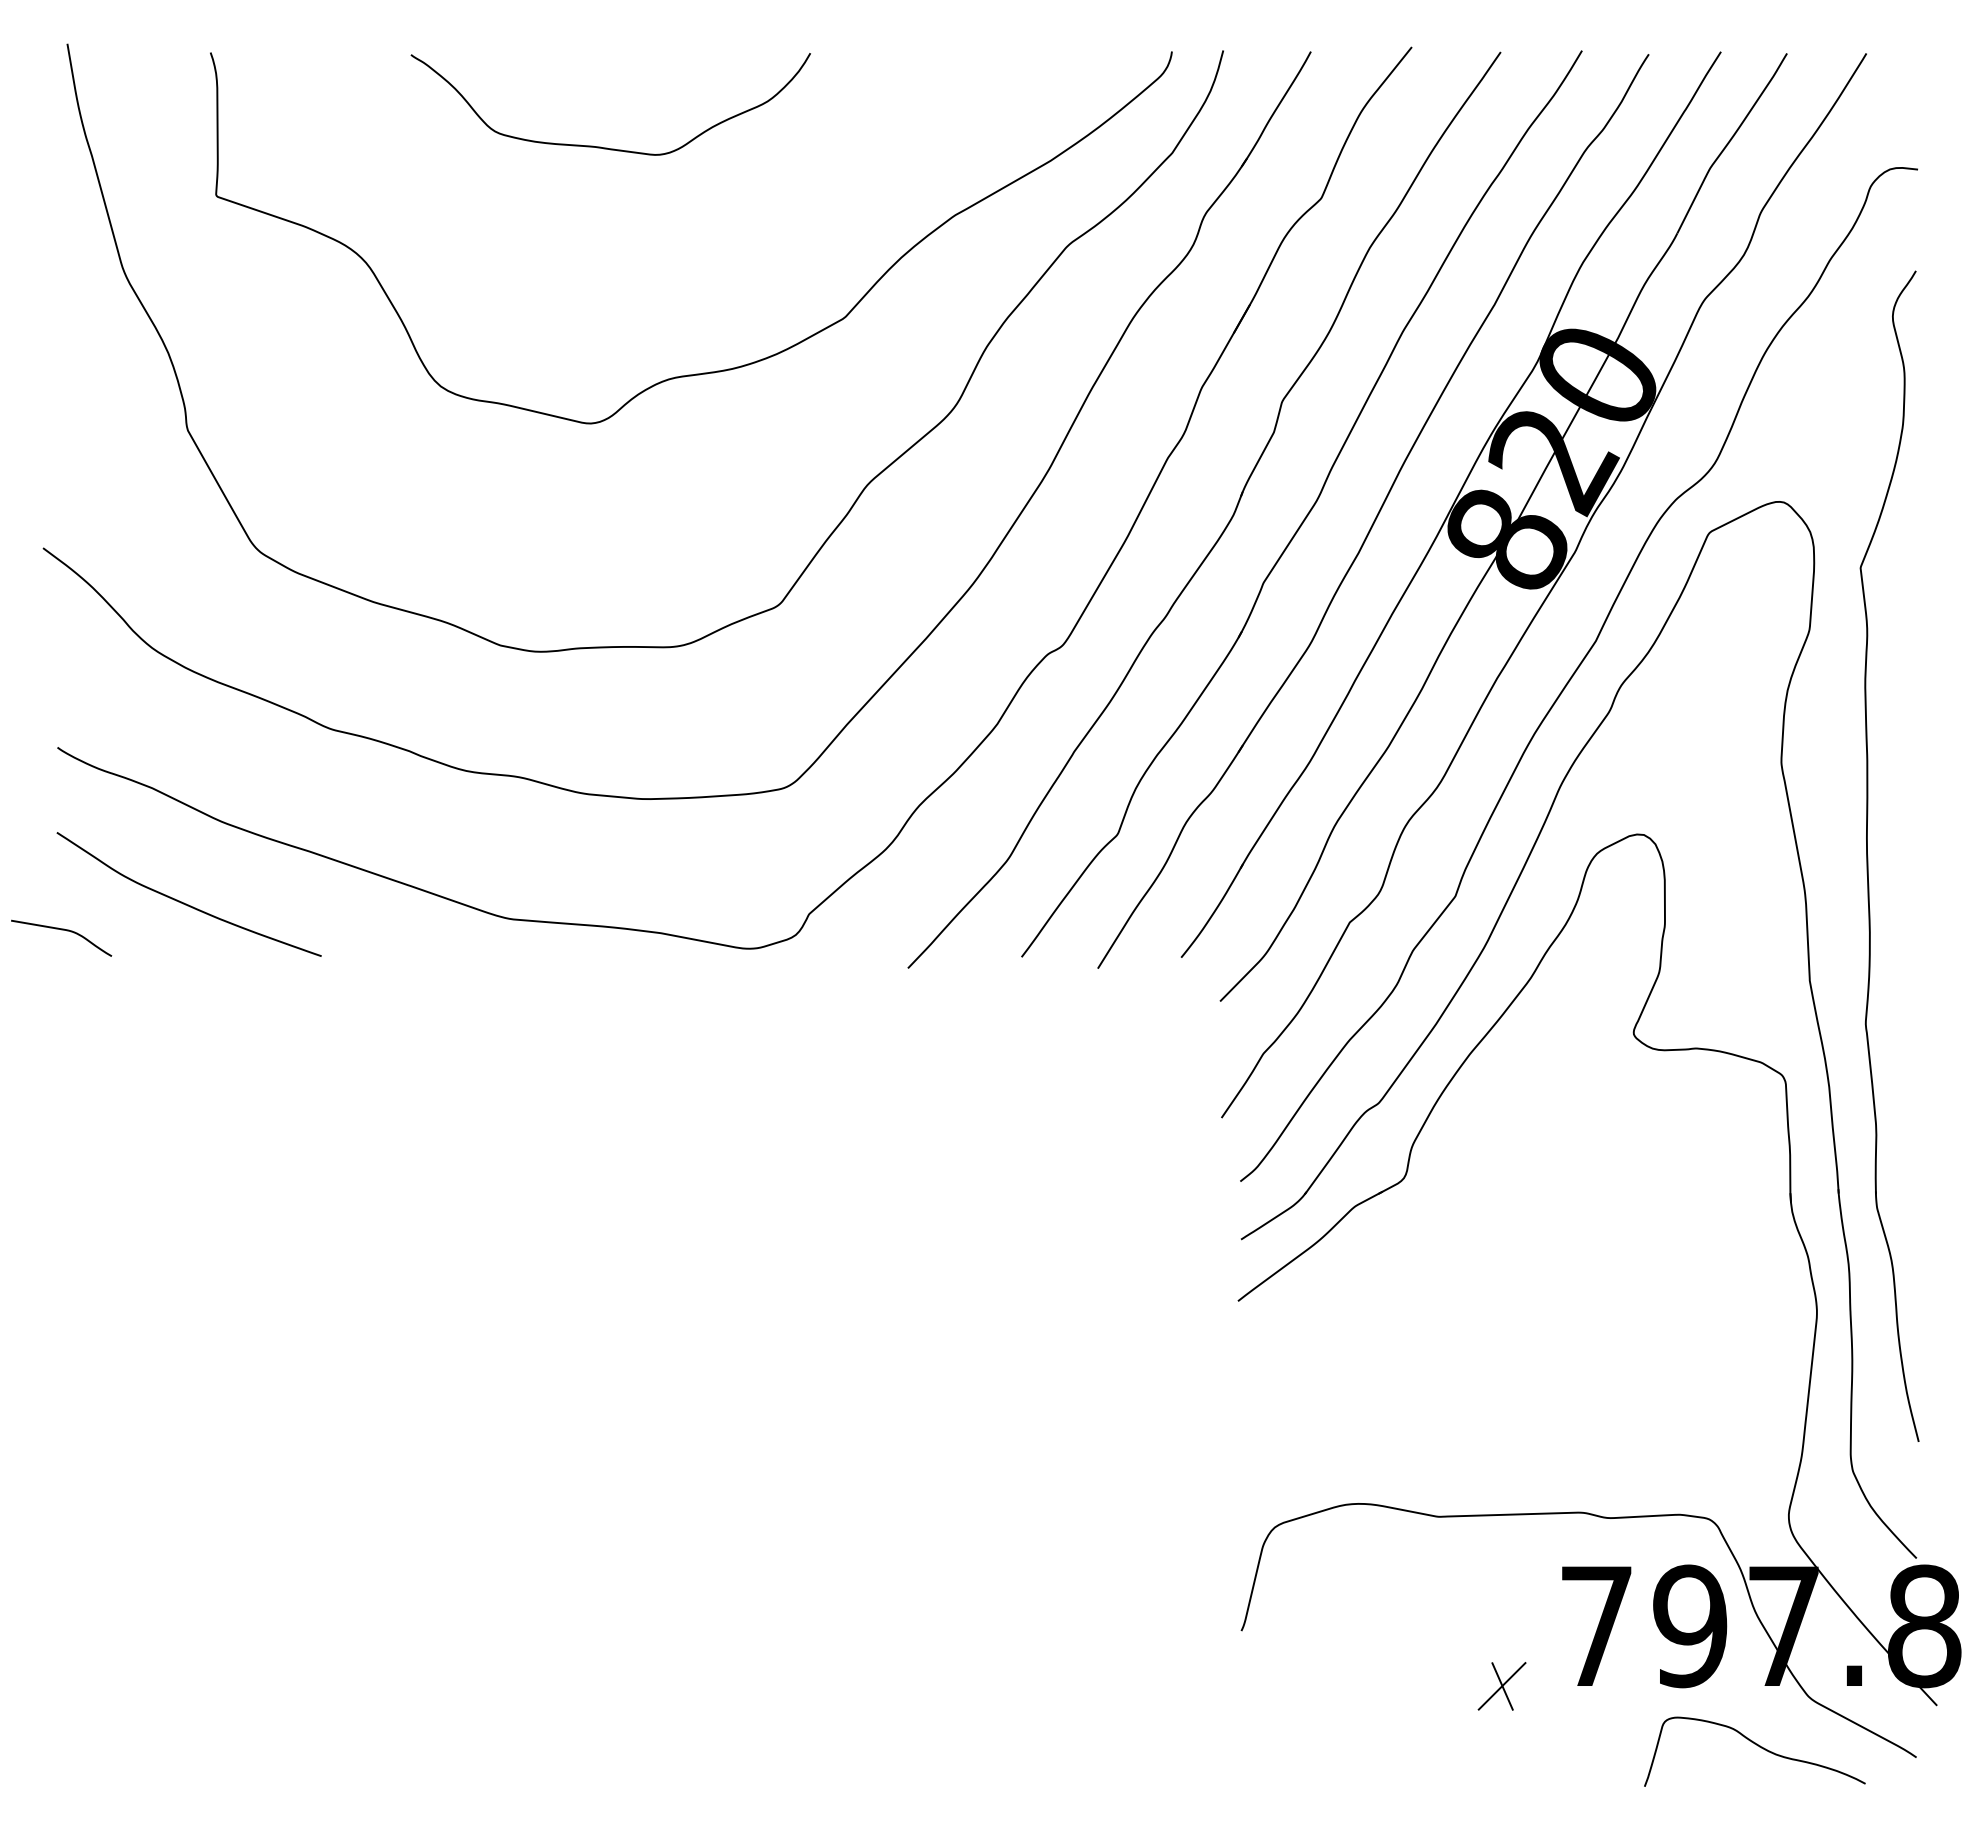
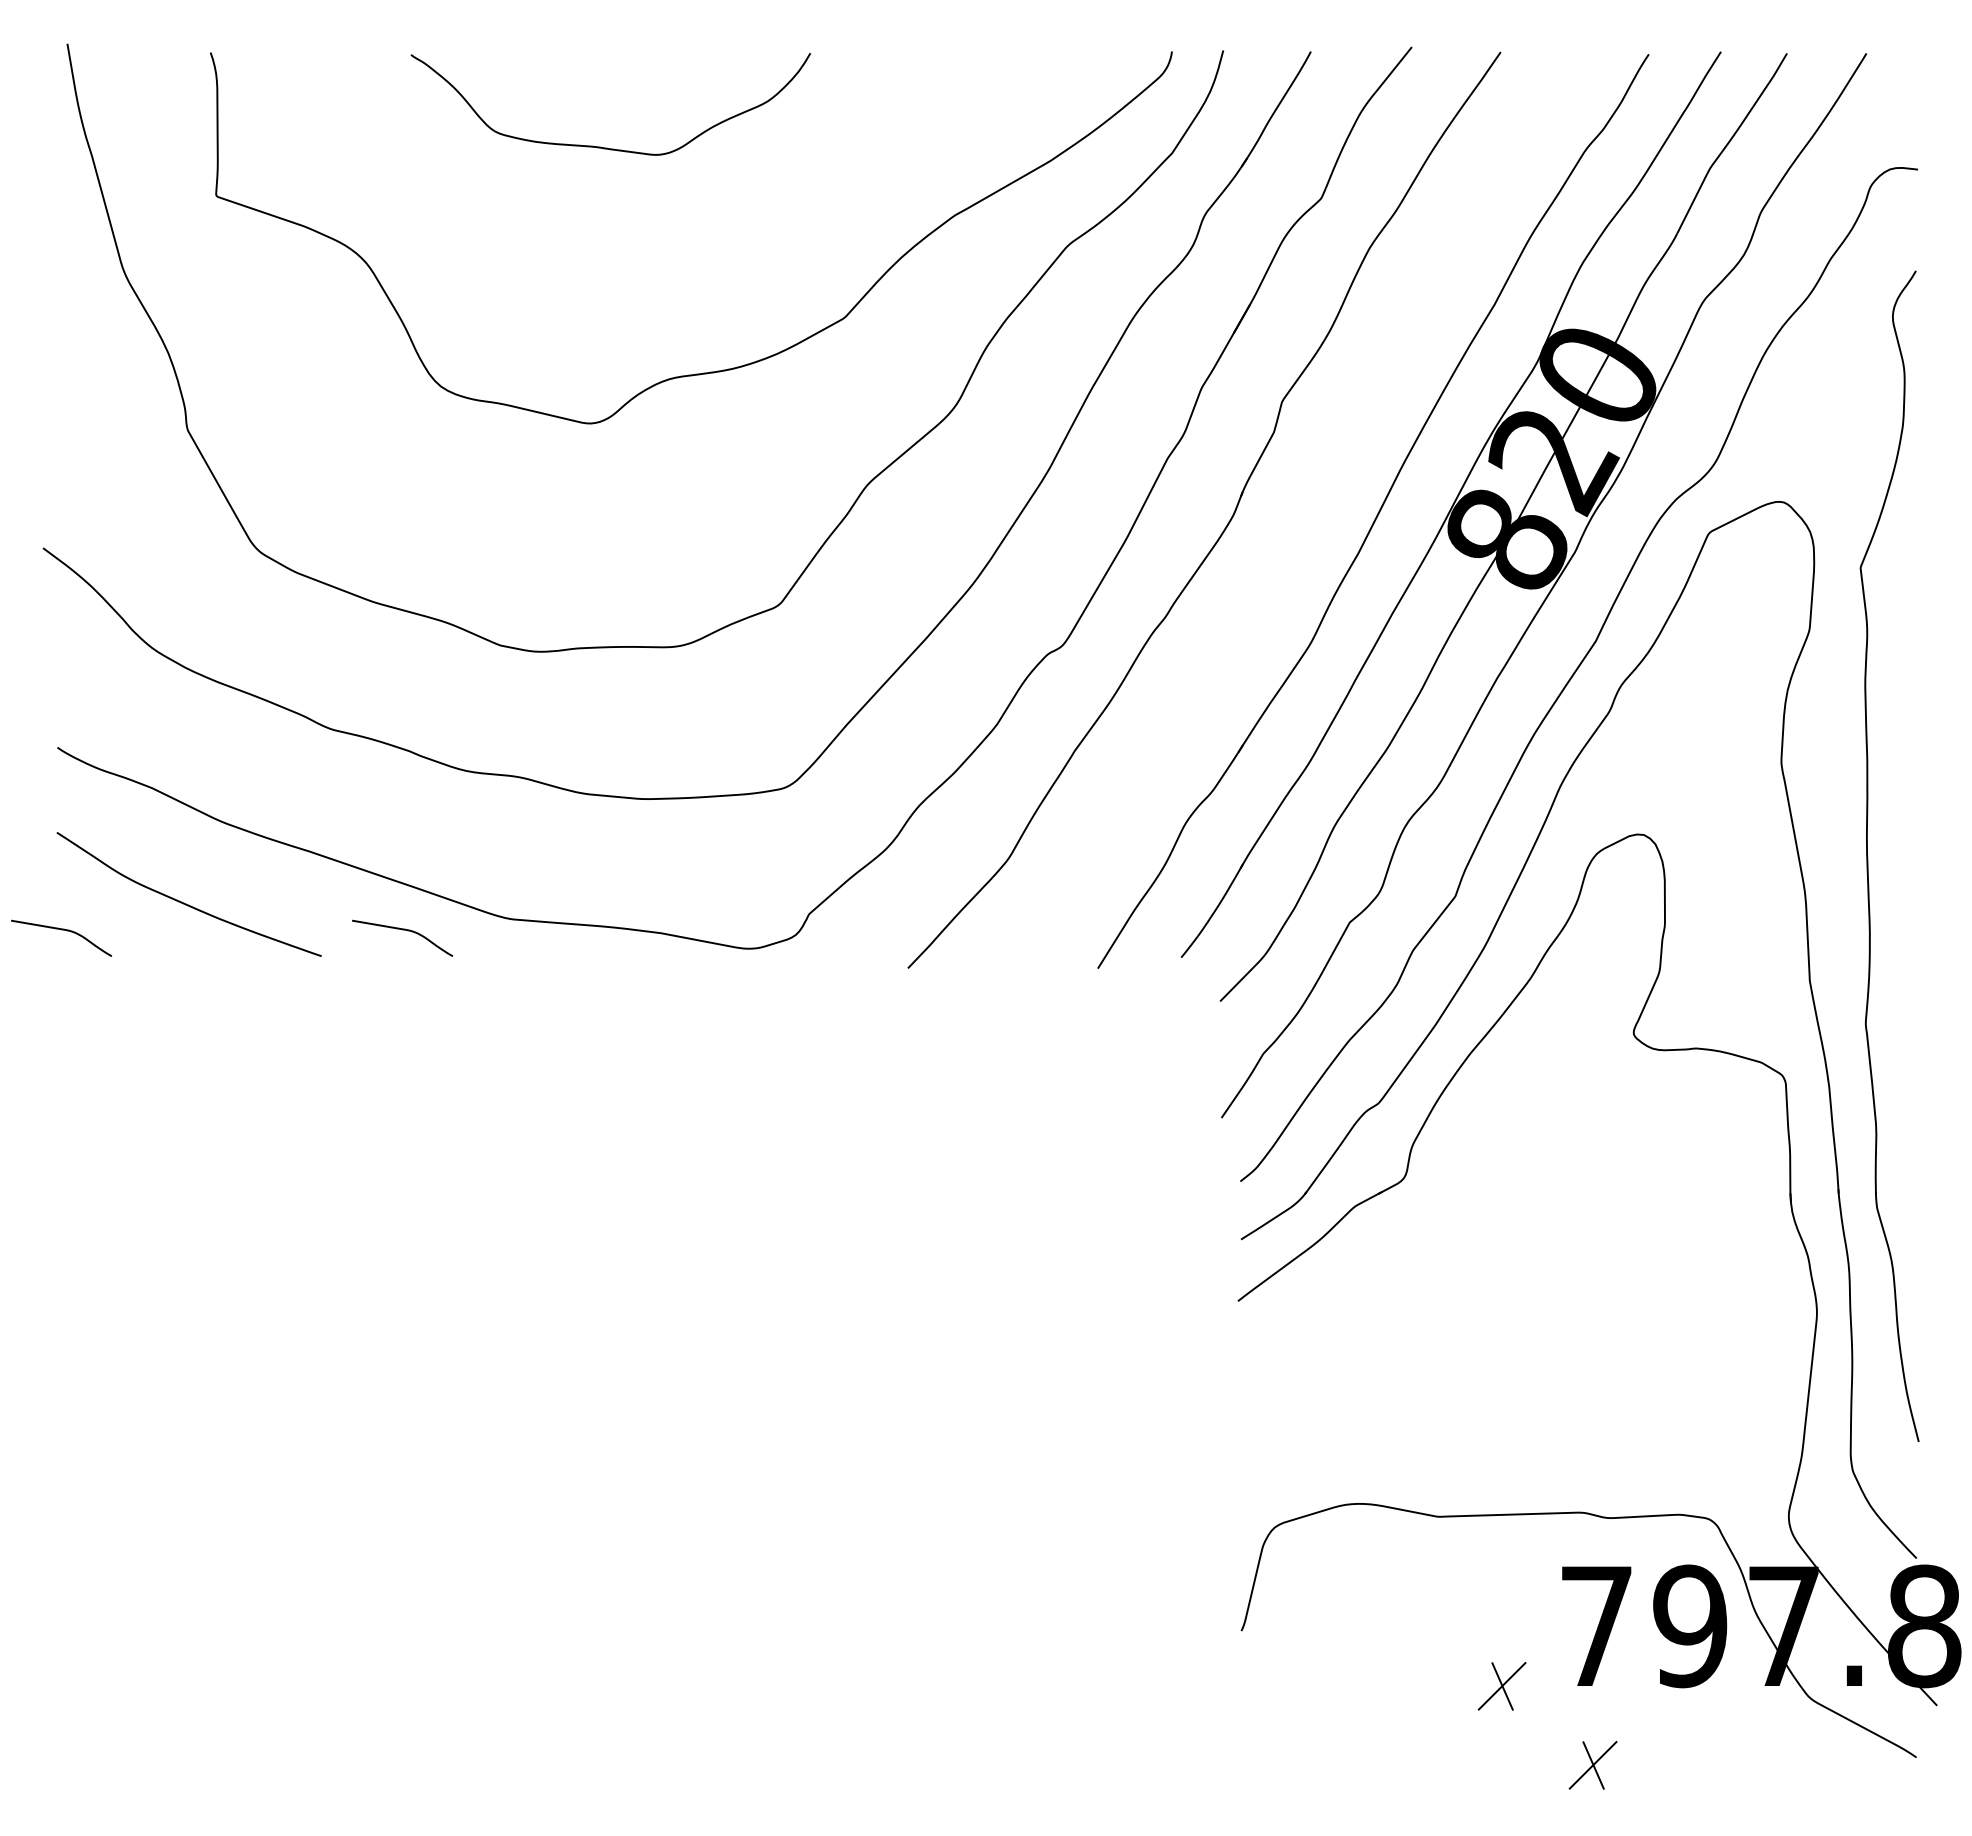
part: present -> none (1310, 508)
curve: none -> present (402, 930)
curve: present -> none (1757, 1746)
part: none -> present (1592, 1765)
